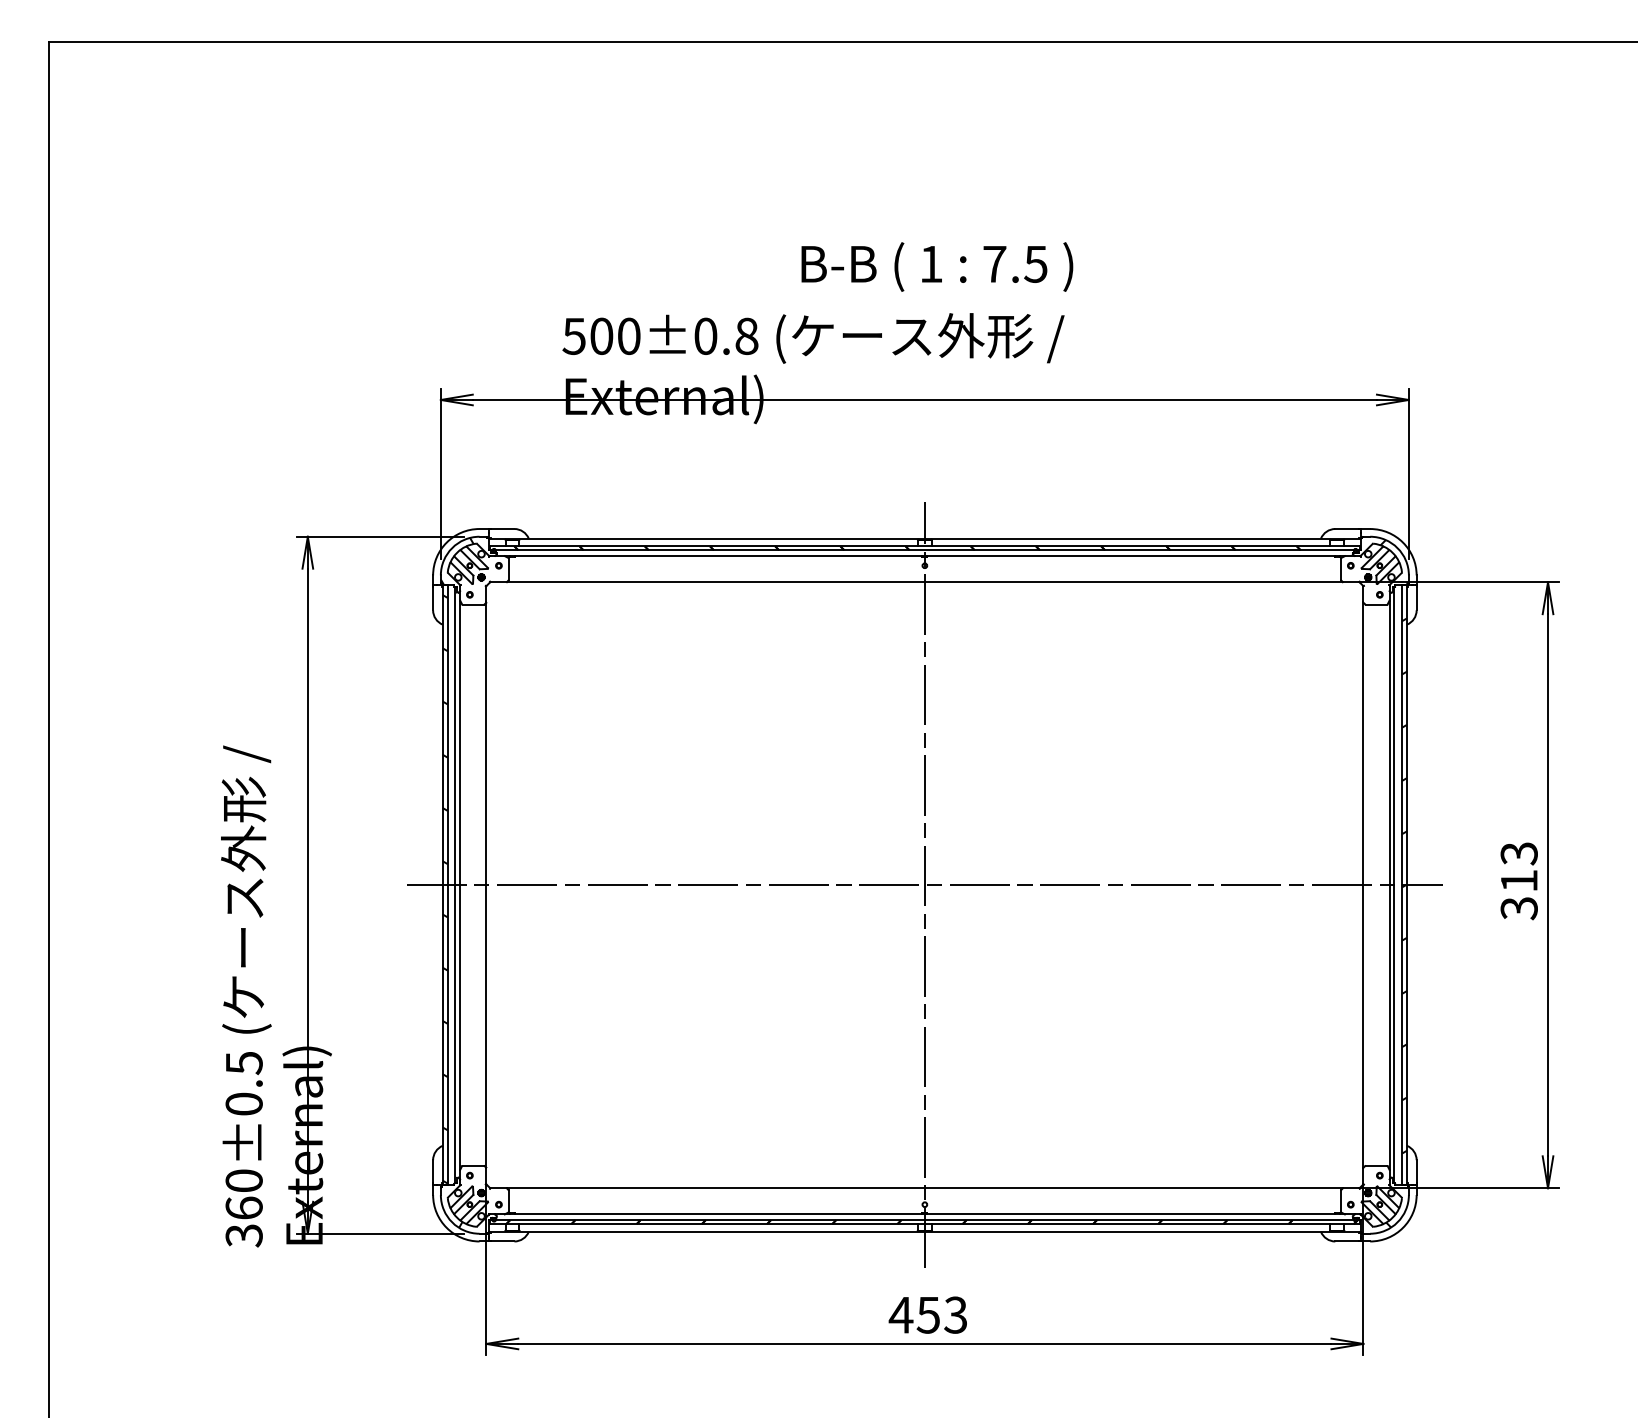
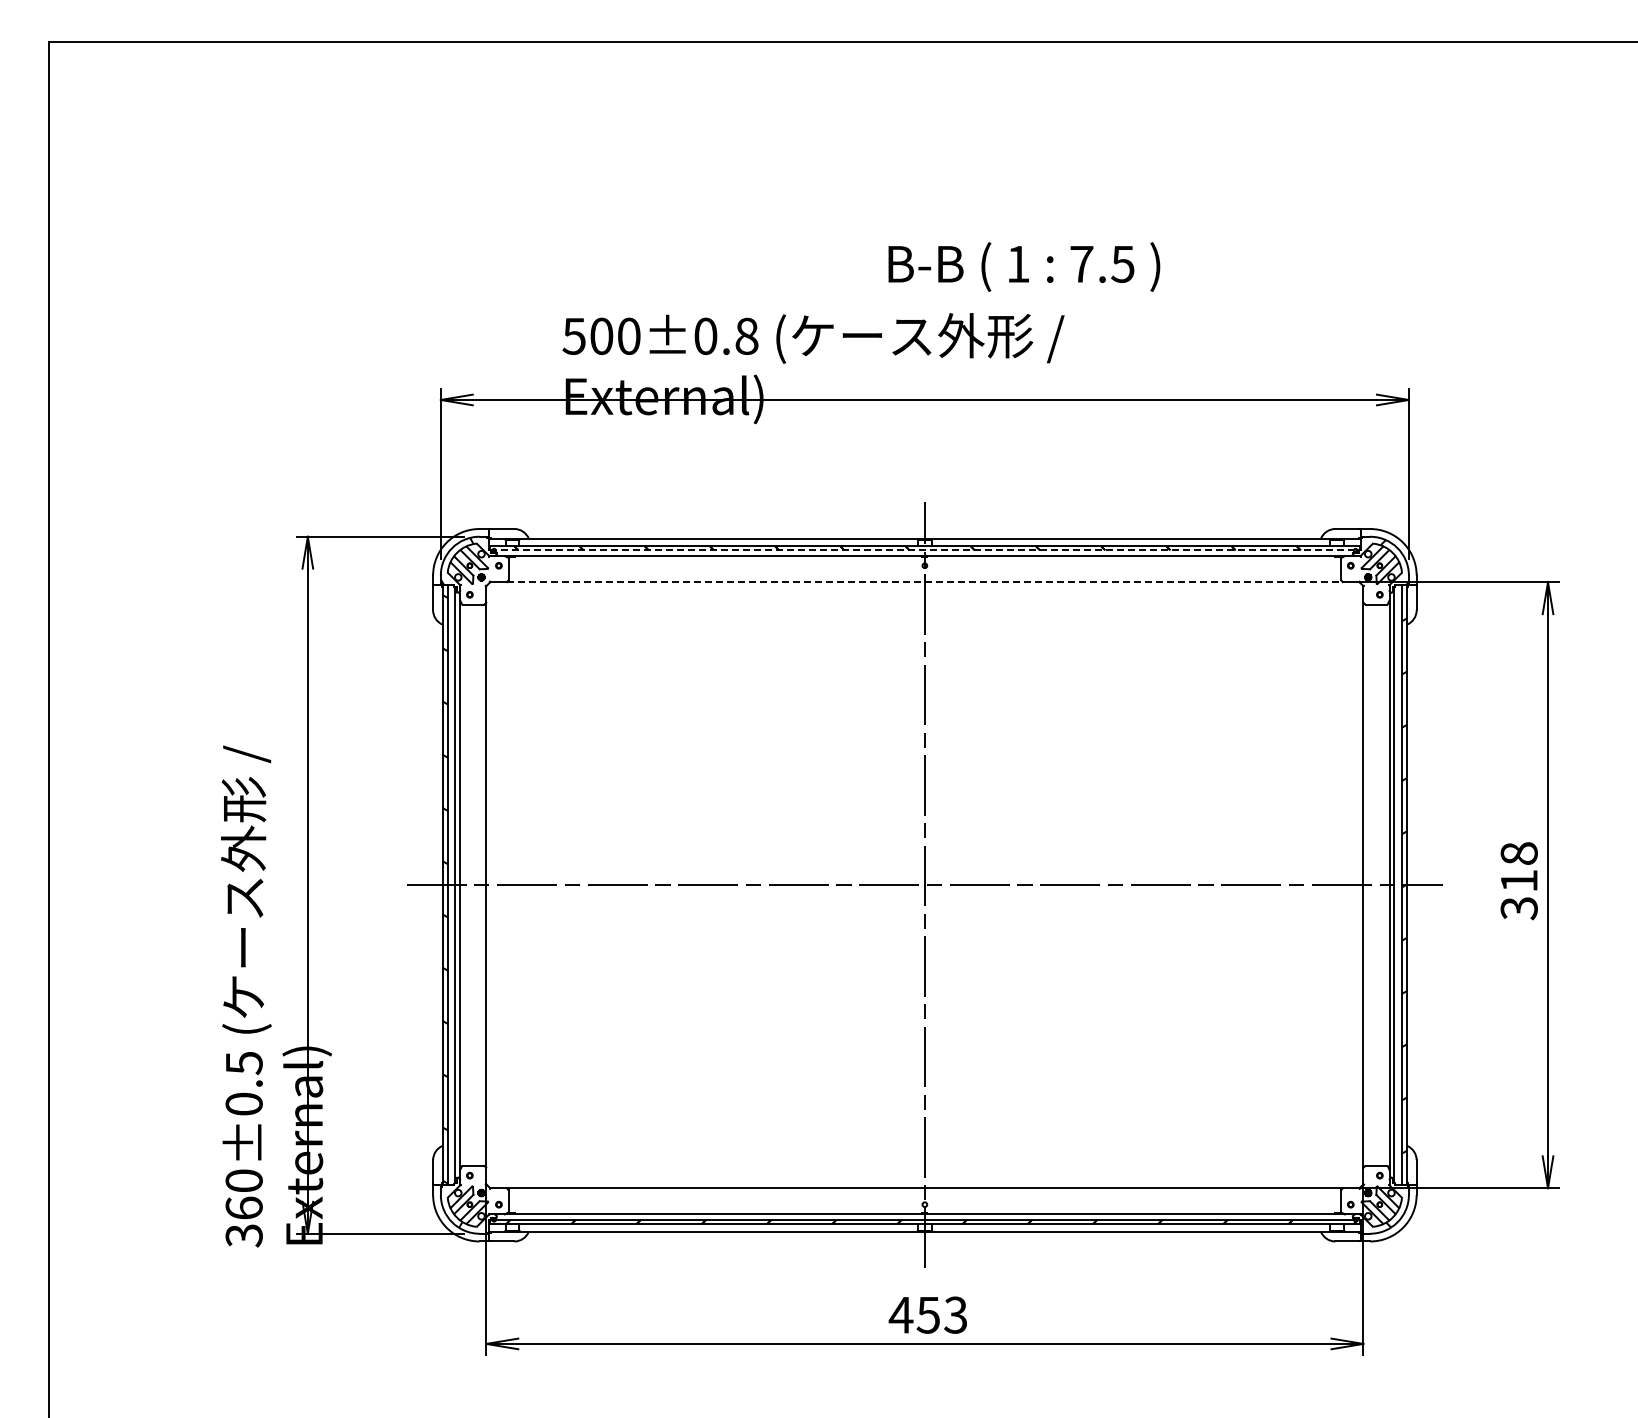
text position: (937, 266) -> (1024, 266) (1024, 266)
line: solid -> dashed (925, 550)
line: solid -> dashed (925, 582)
text: 313 -> 318 (1518, 853)
